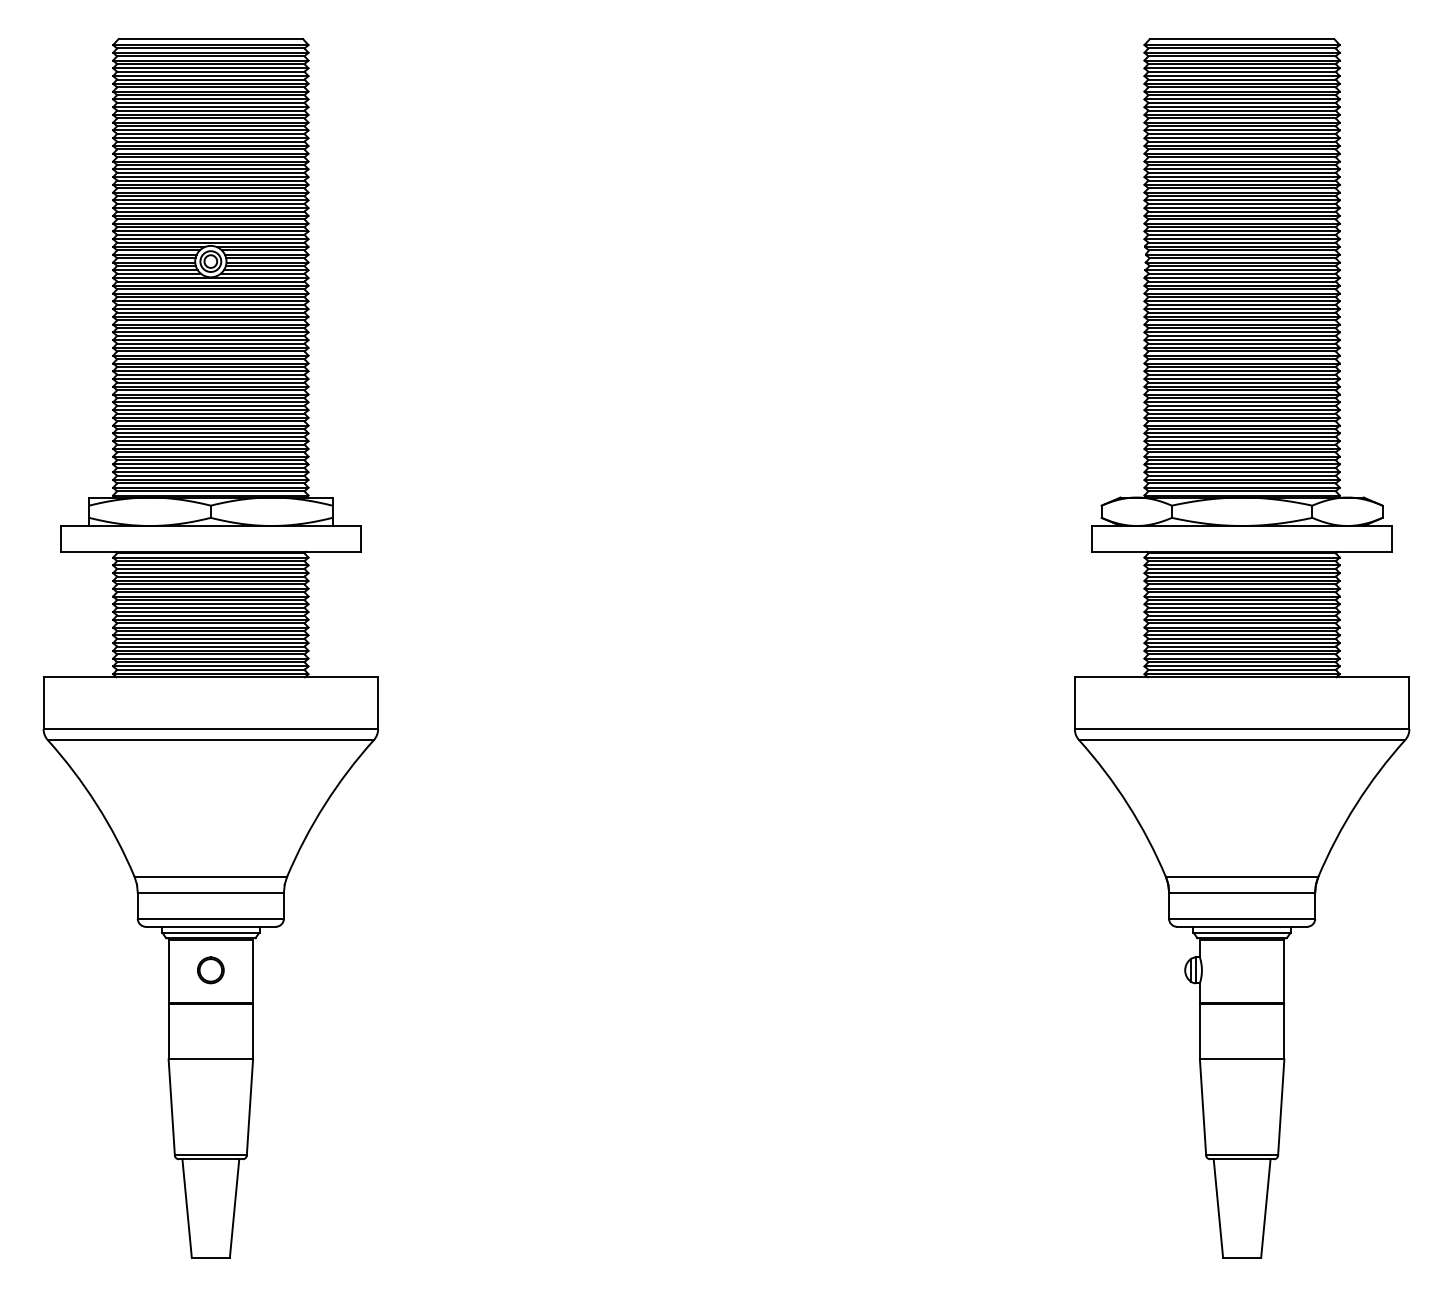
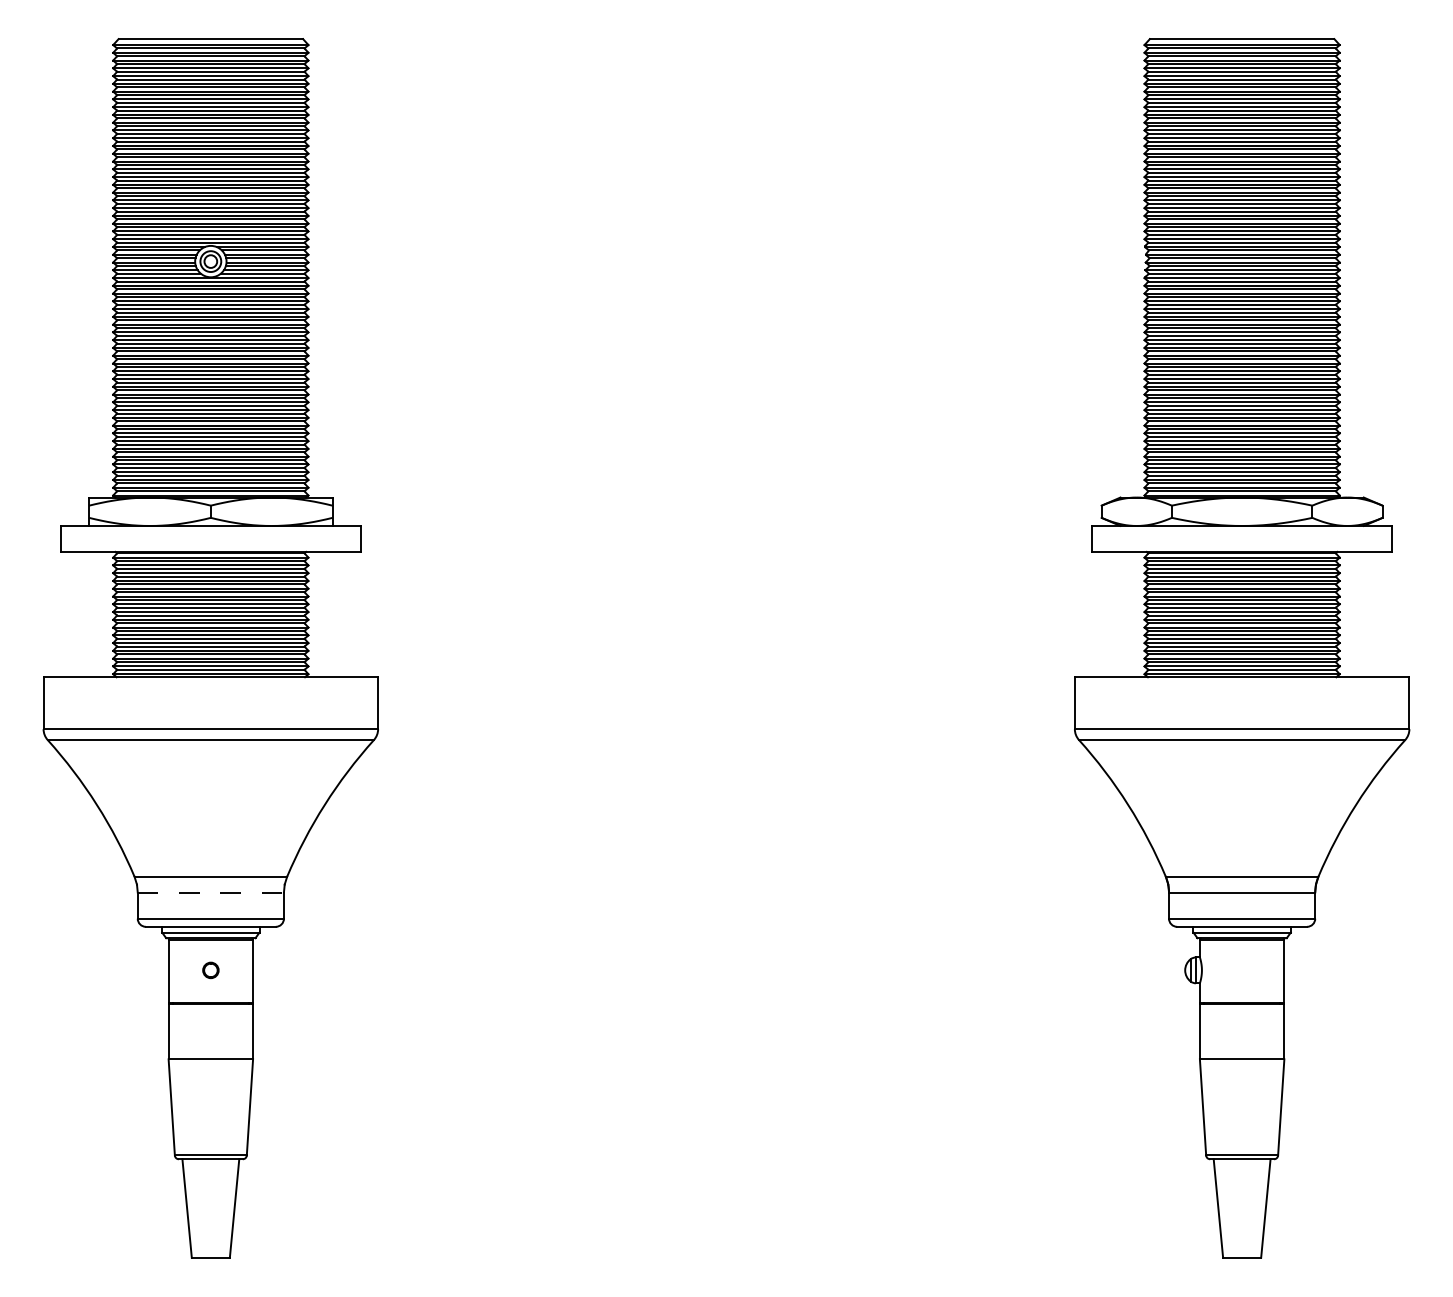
line: solid -> dashed (211, 892)
part size: 28x29 px -> 18x19 px (210, 970)
